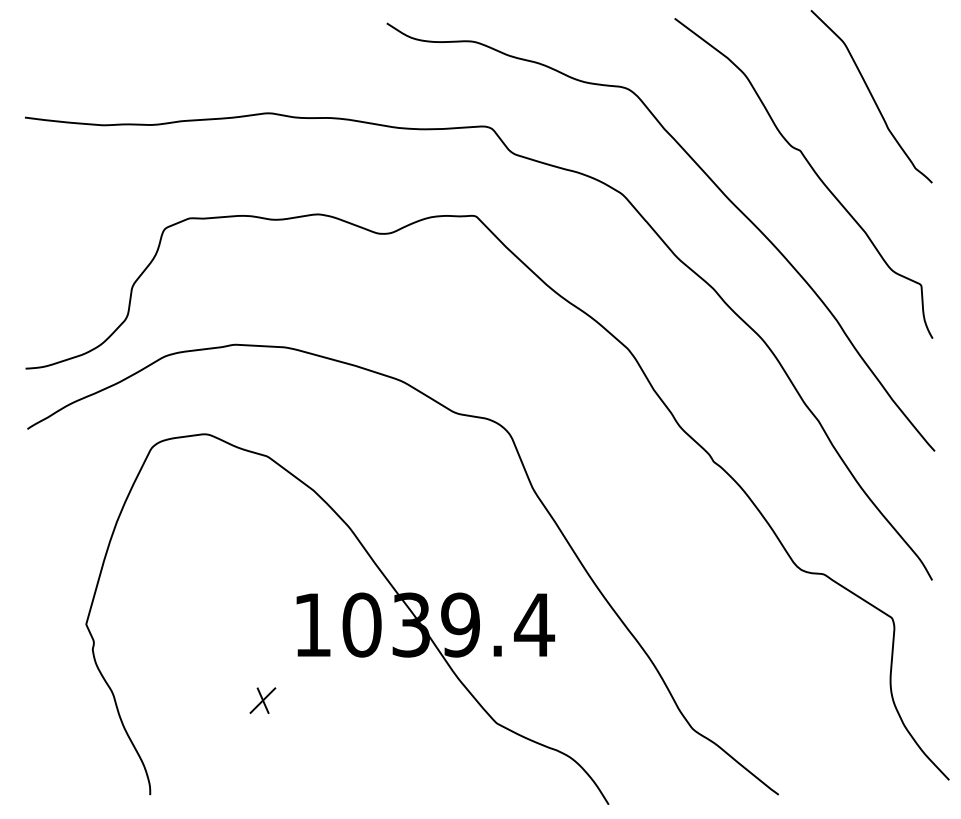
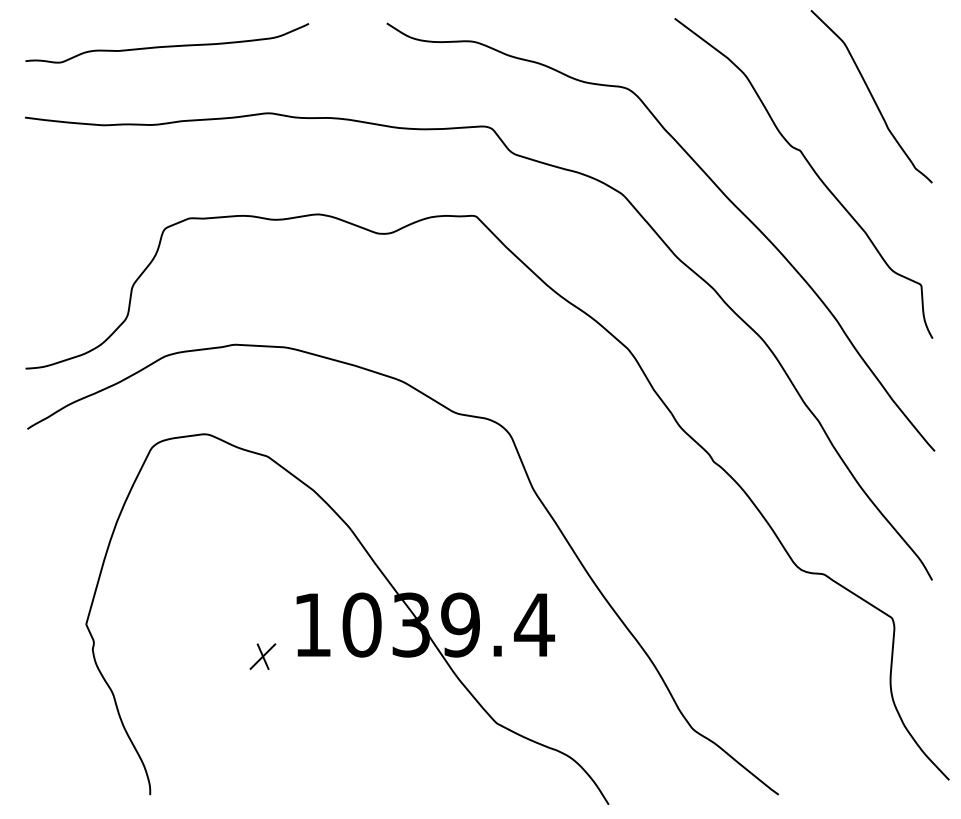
curve: none -> present (167, 45)
part position: (262, 700) -> (262, 656) (262, 656)
